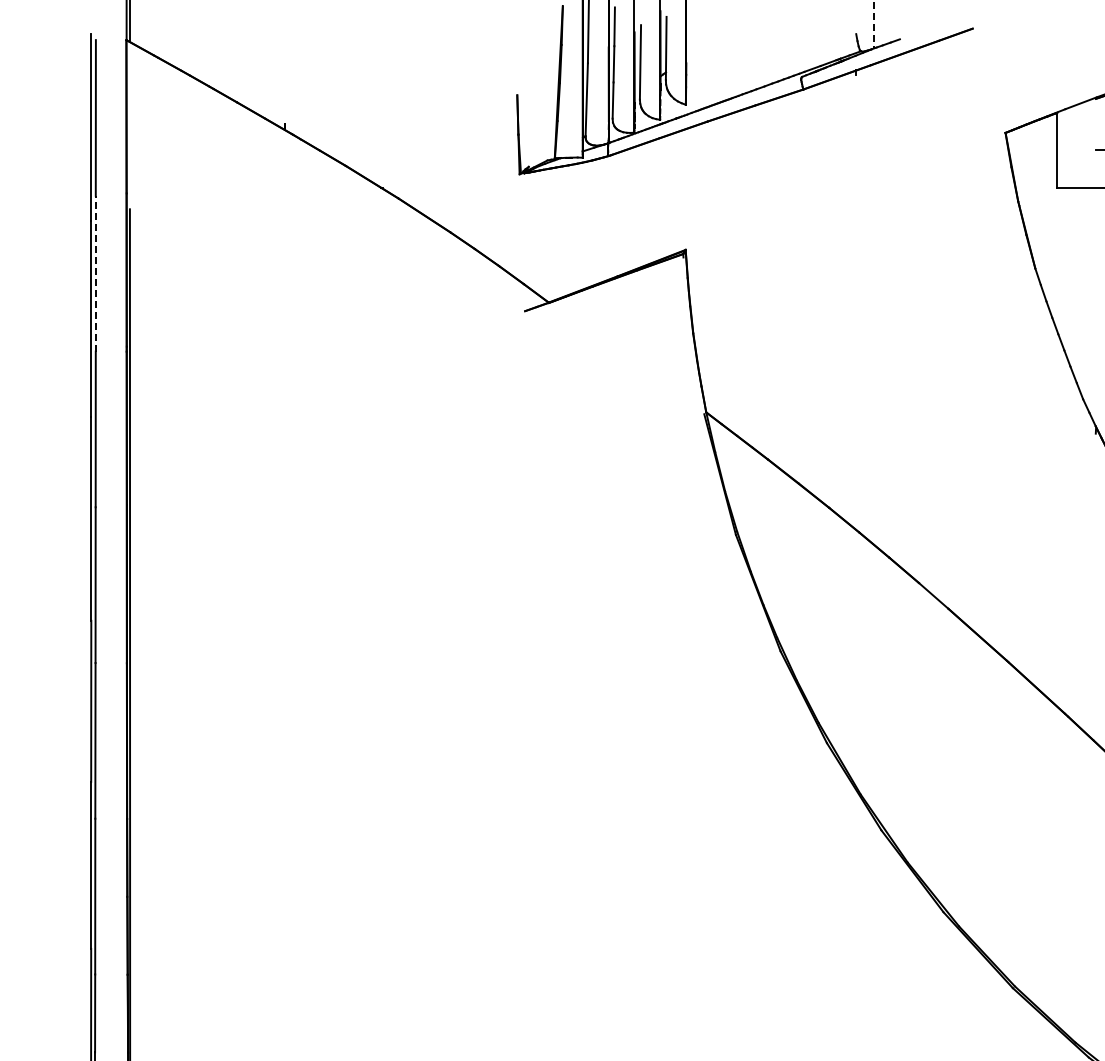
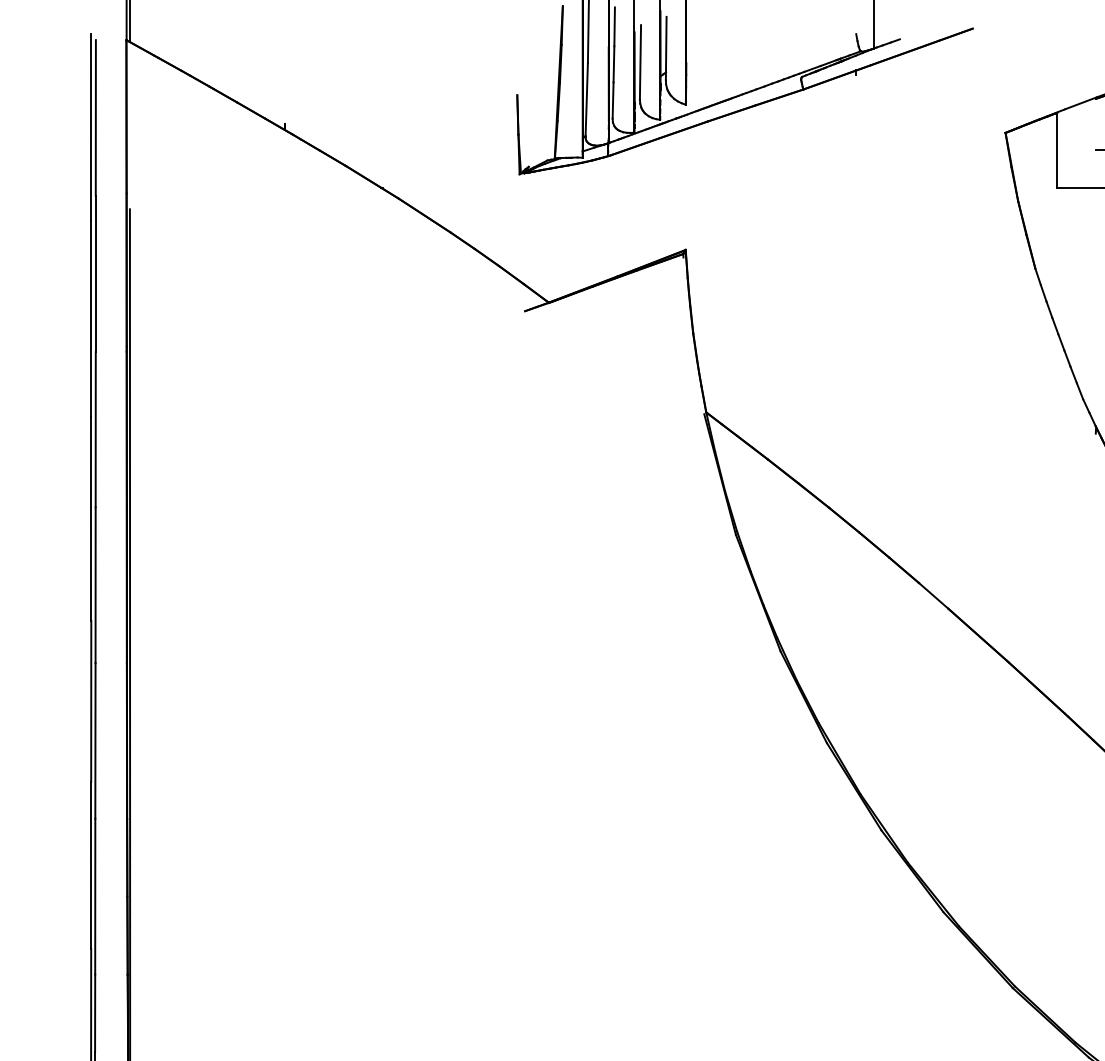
line: dashed -> solid (873, 24)
line: dashed -> solid (95, 273)
